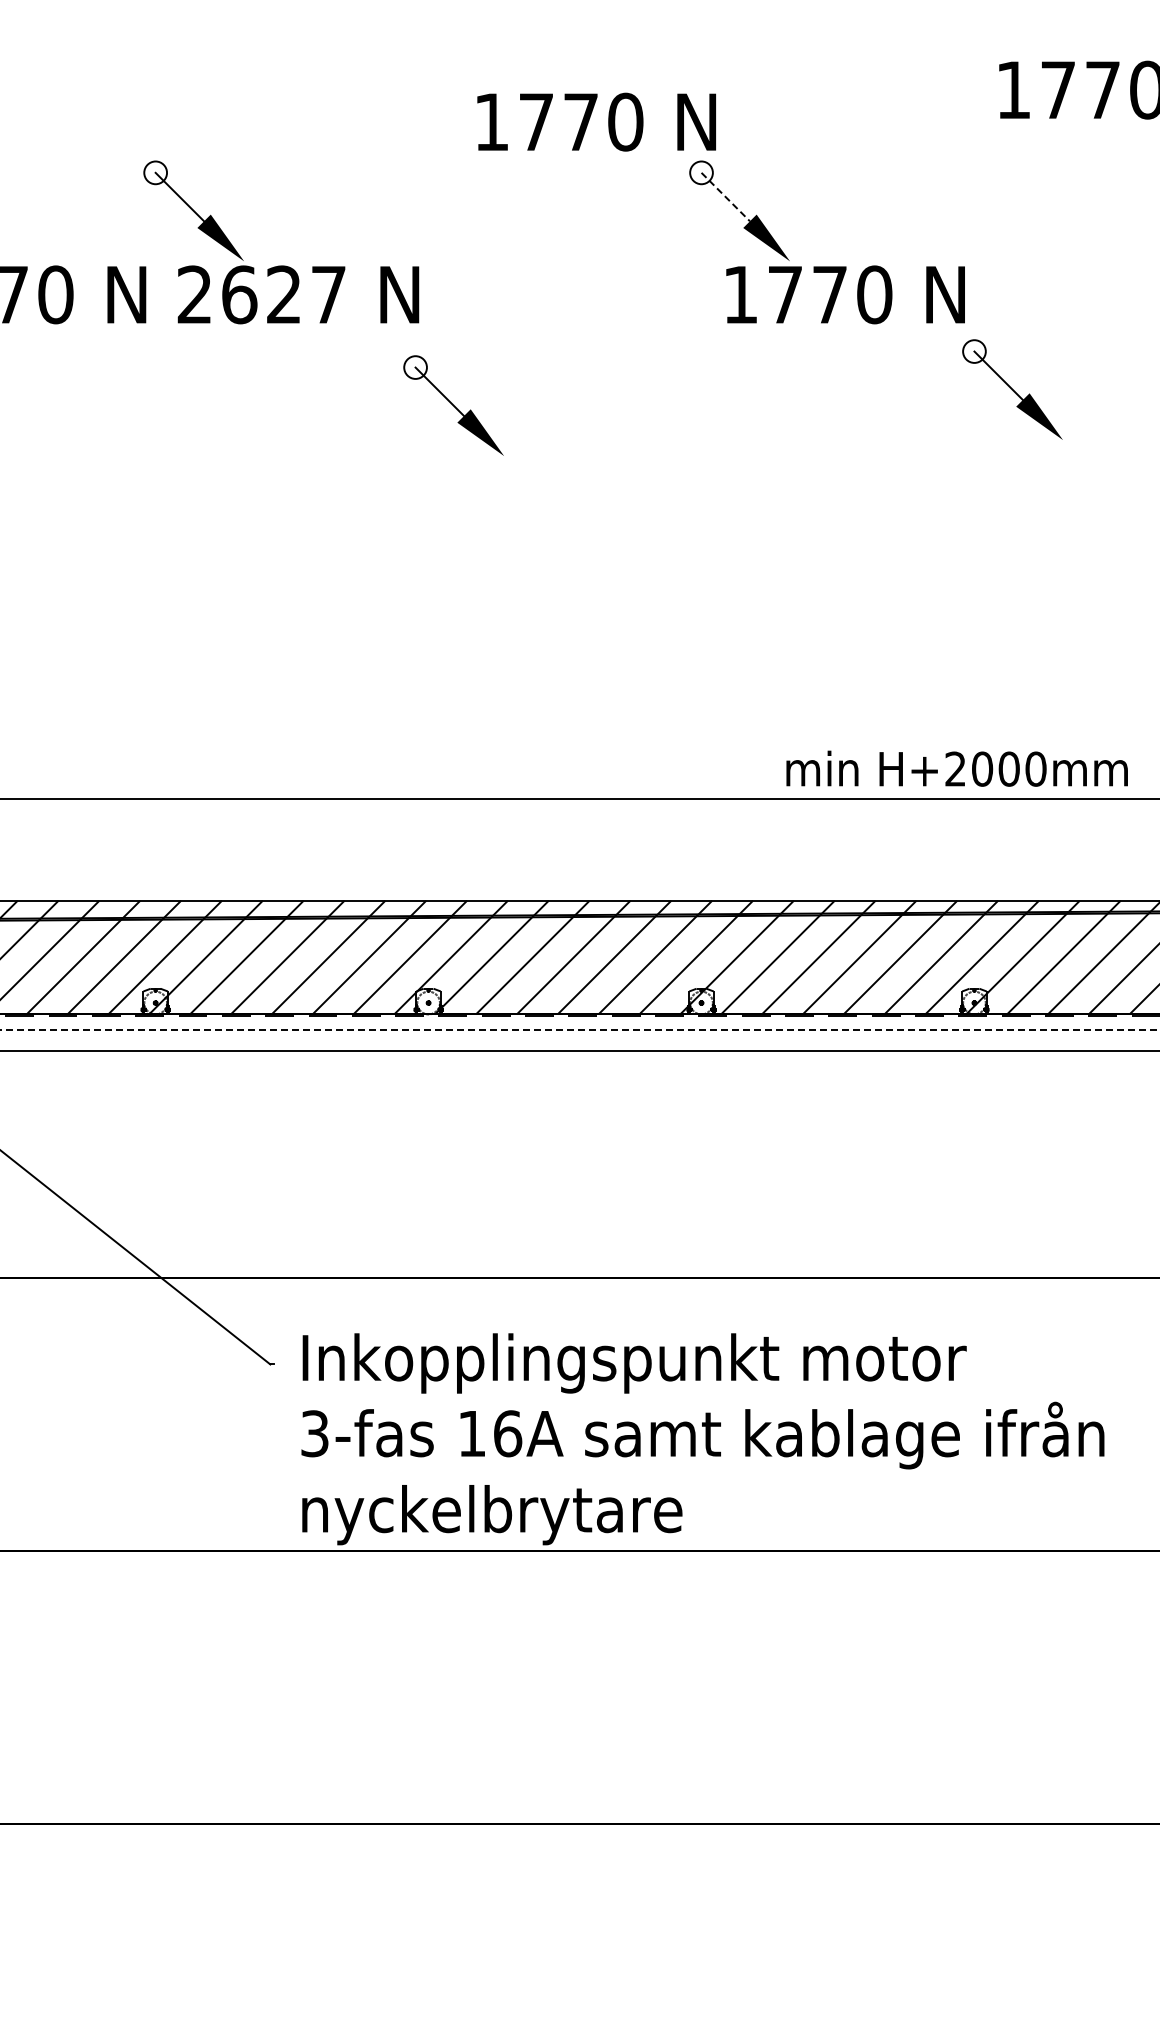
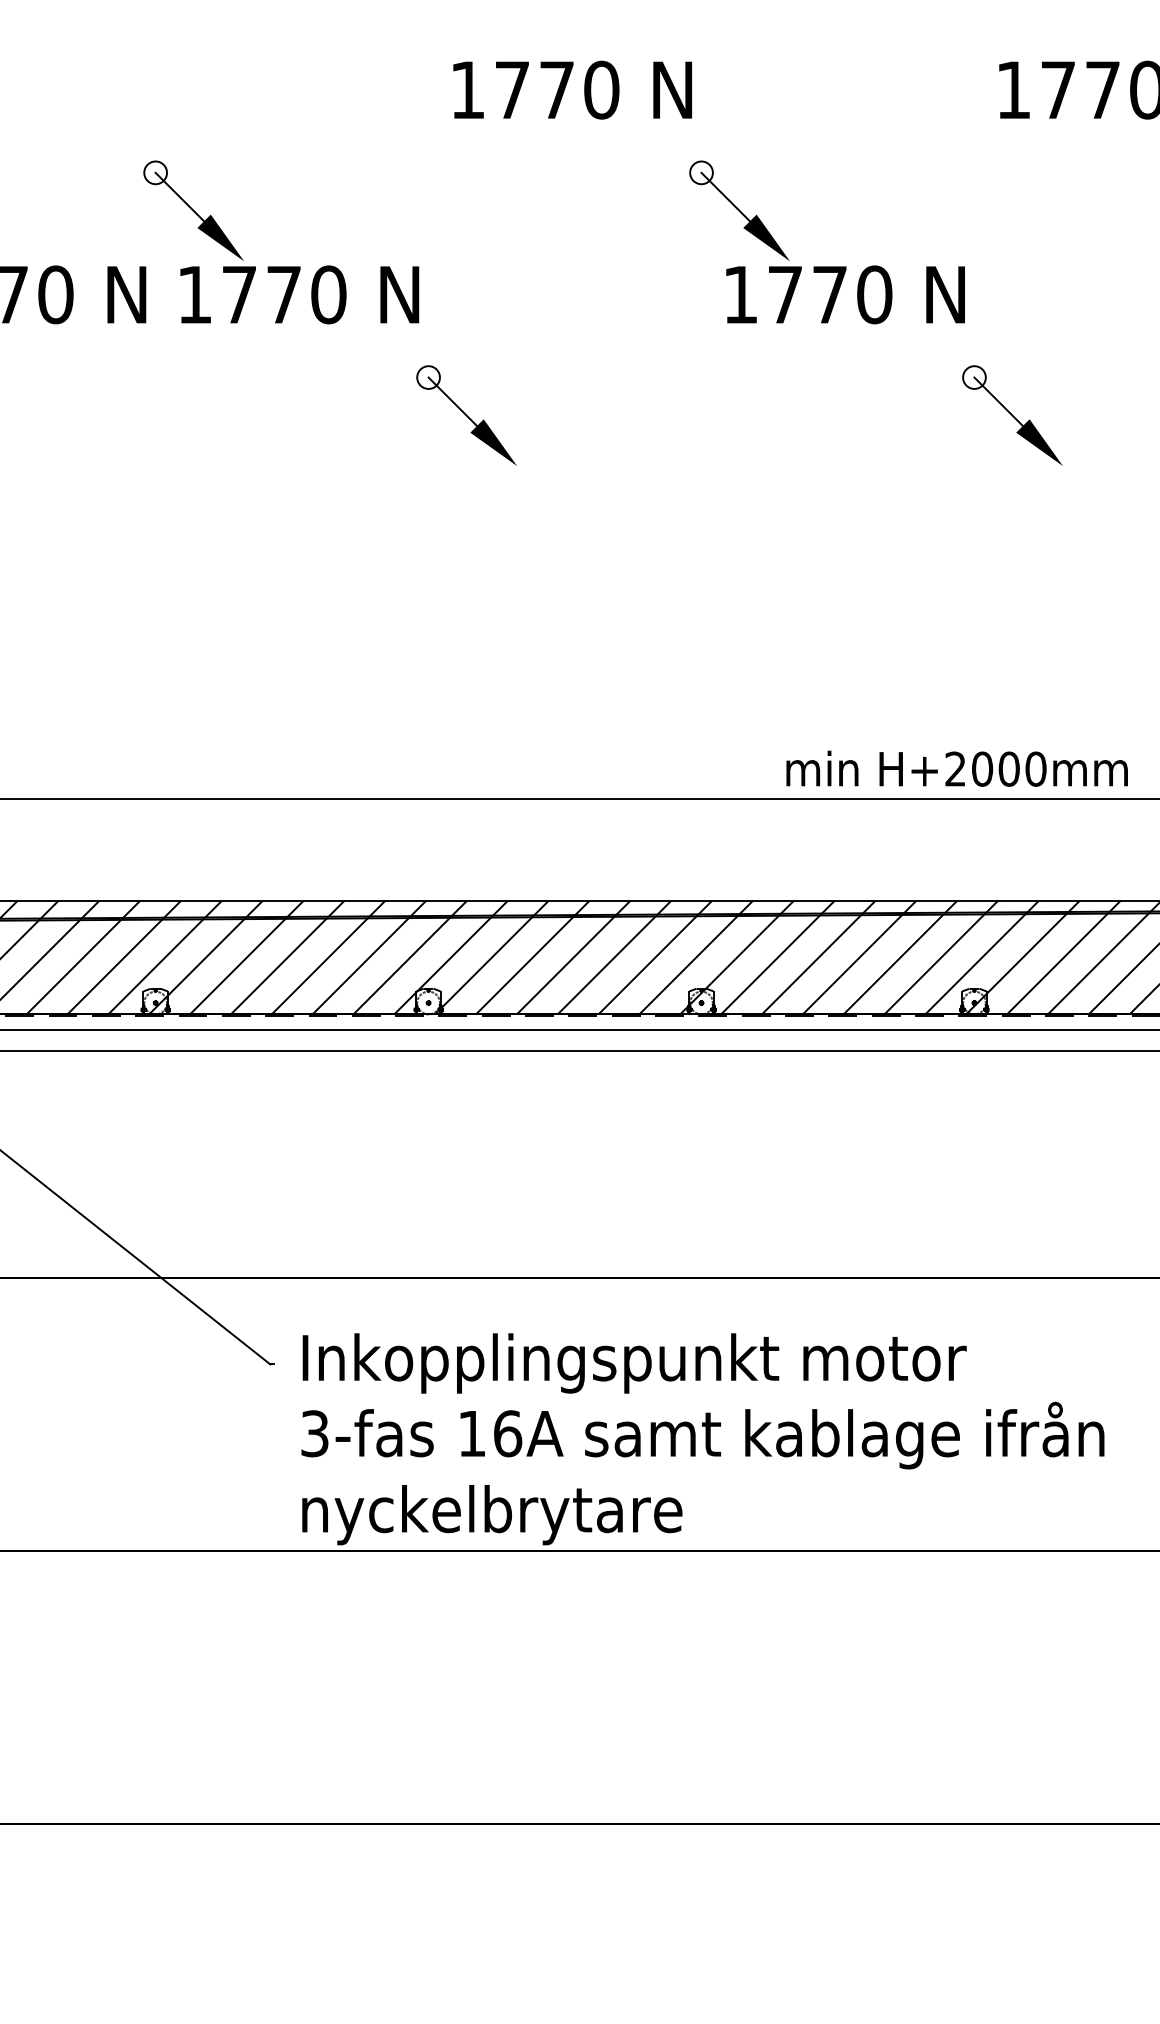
text position: (596, 121) -> (572, 89) (572, 89)
line: dashed -> solid (726, 197)
text: 2627 -> 1770 (261, 294)
part position: (1012, 389) -> (1012, 415) (1012, 415)
part position: (453, 405) -> (466, 415) (466, 415)
line: dashed -> solid (580, 1030)
